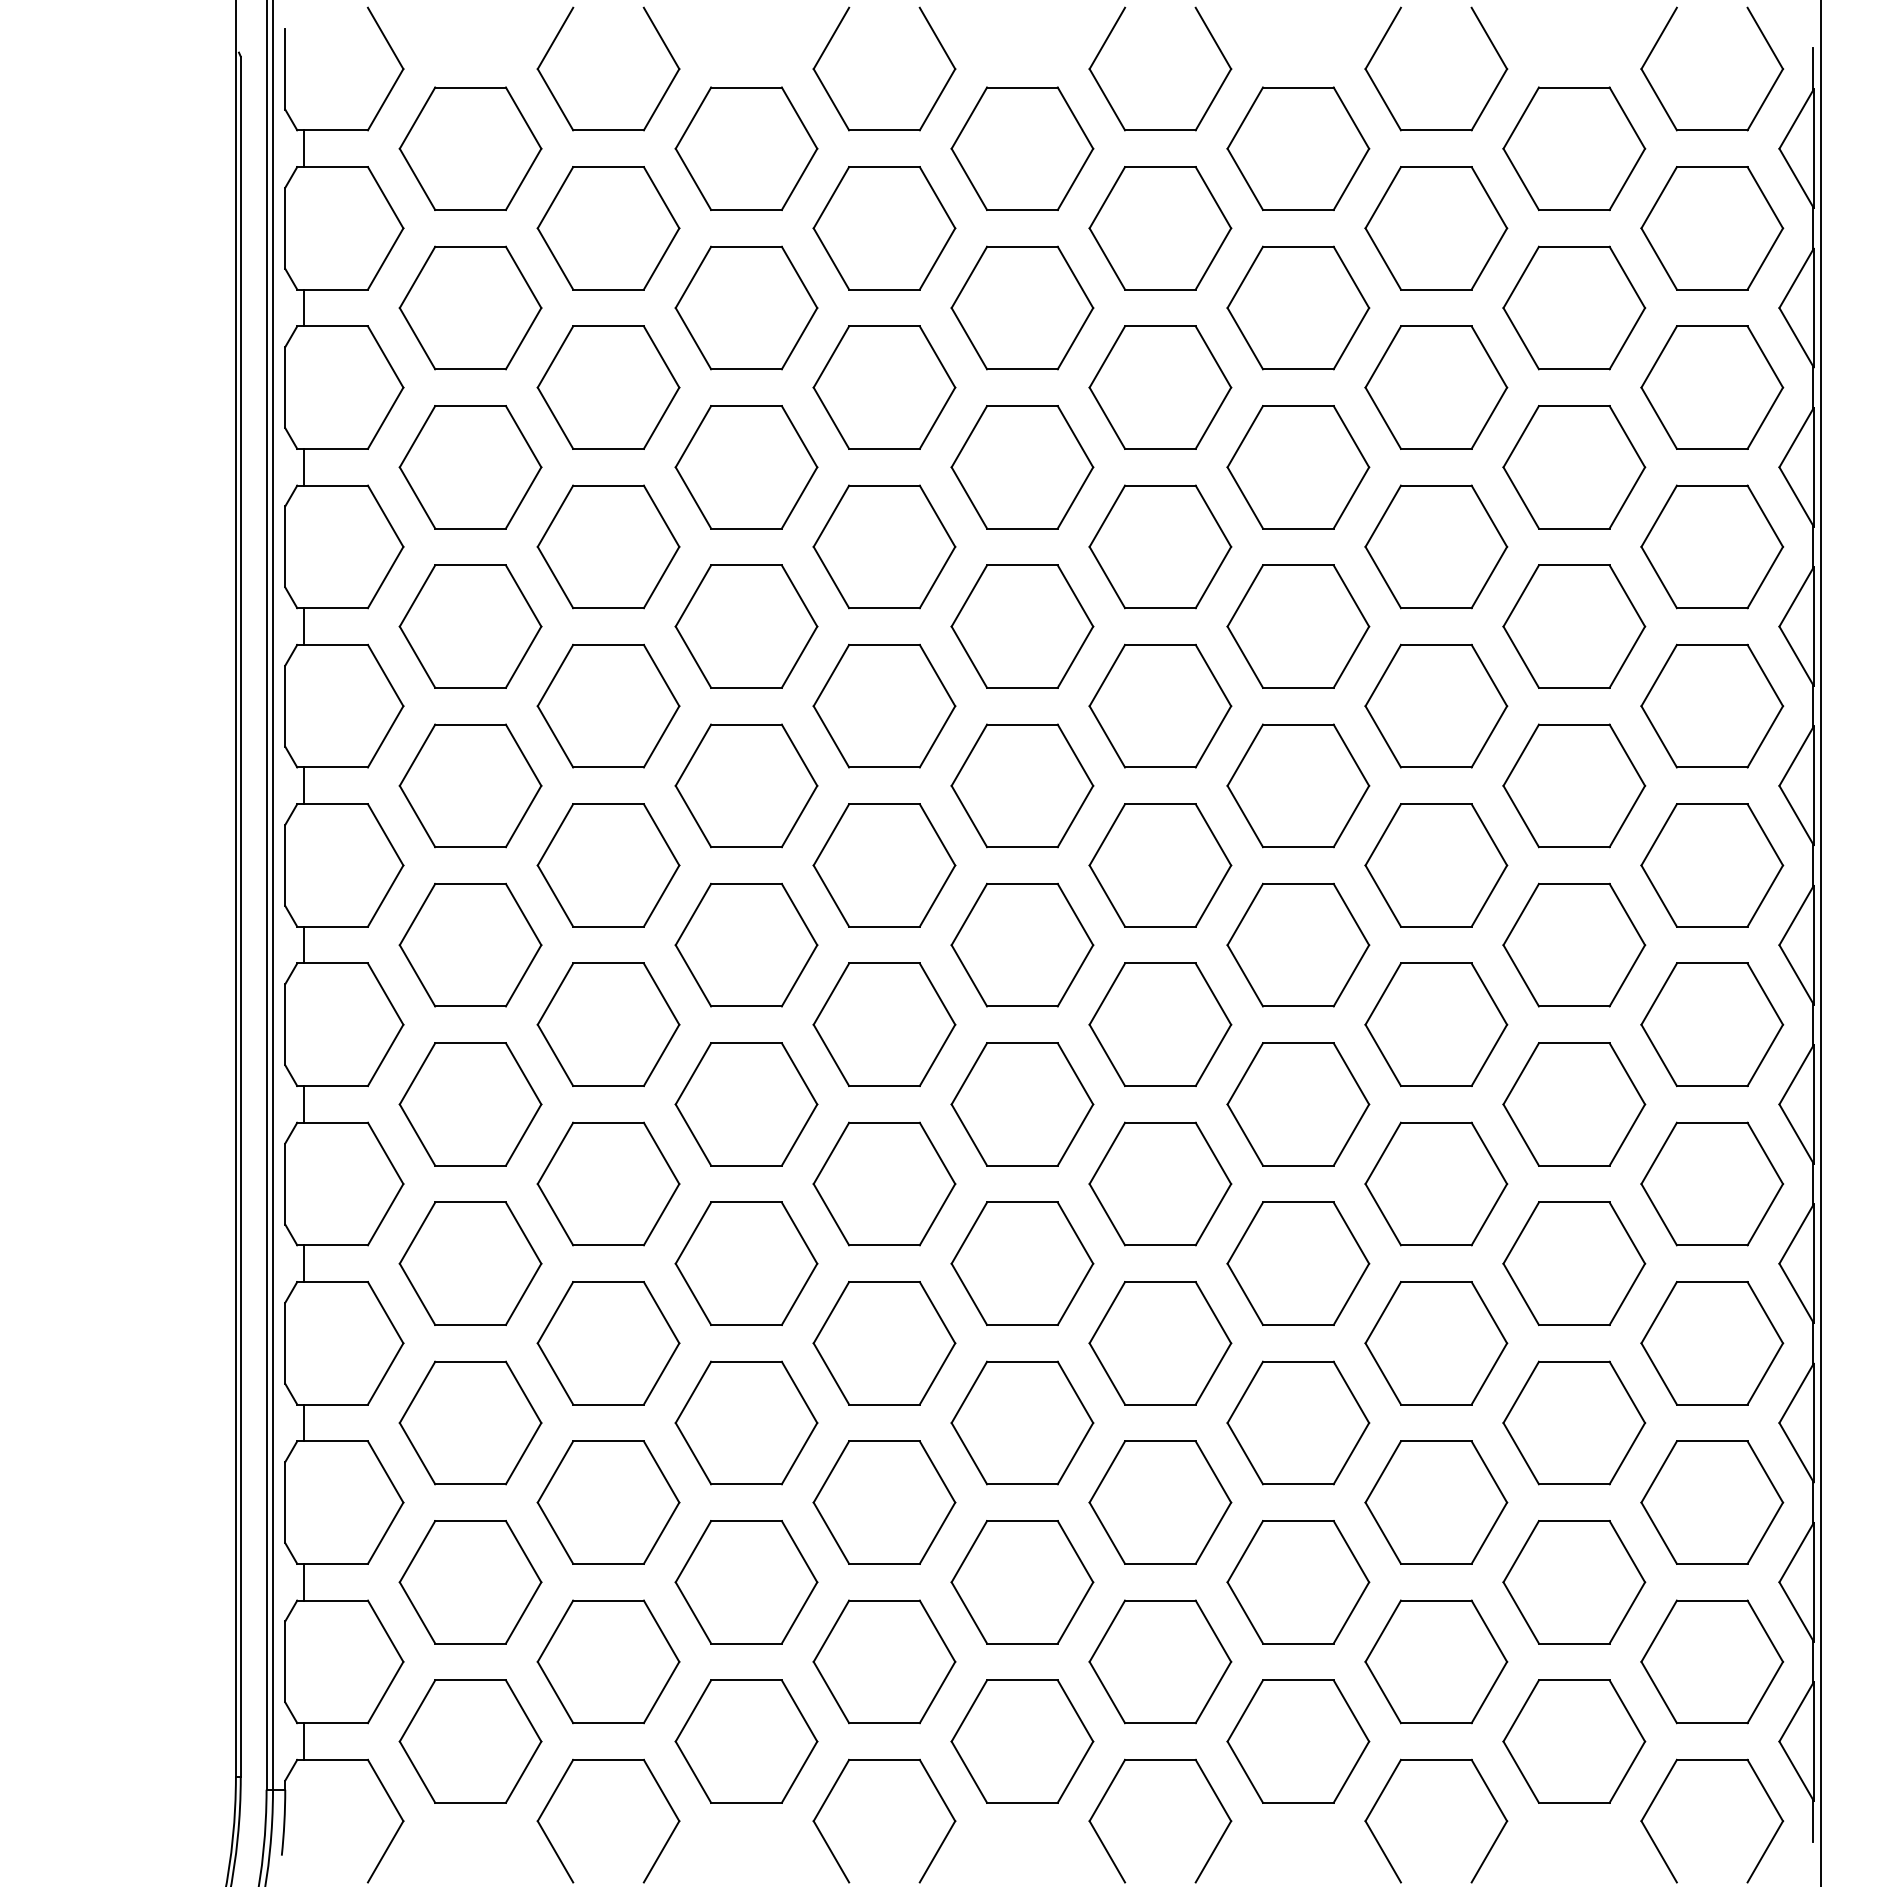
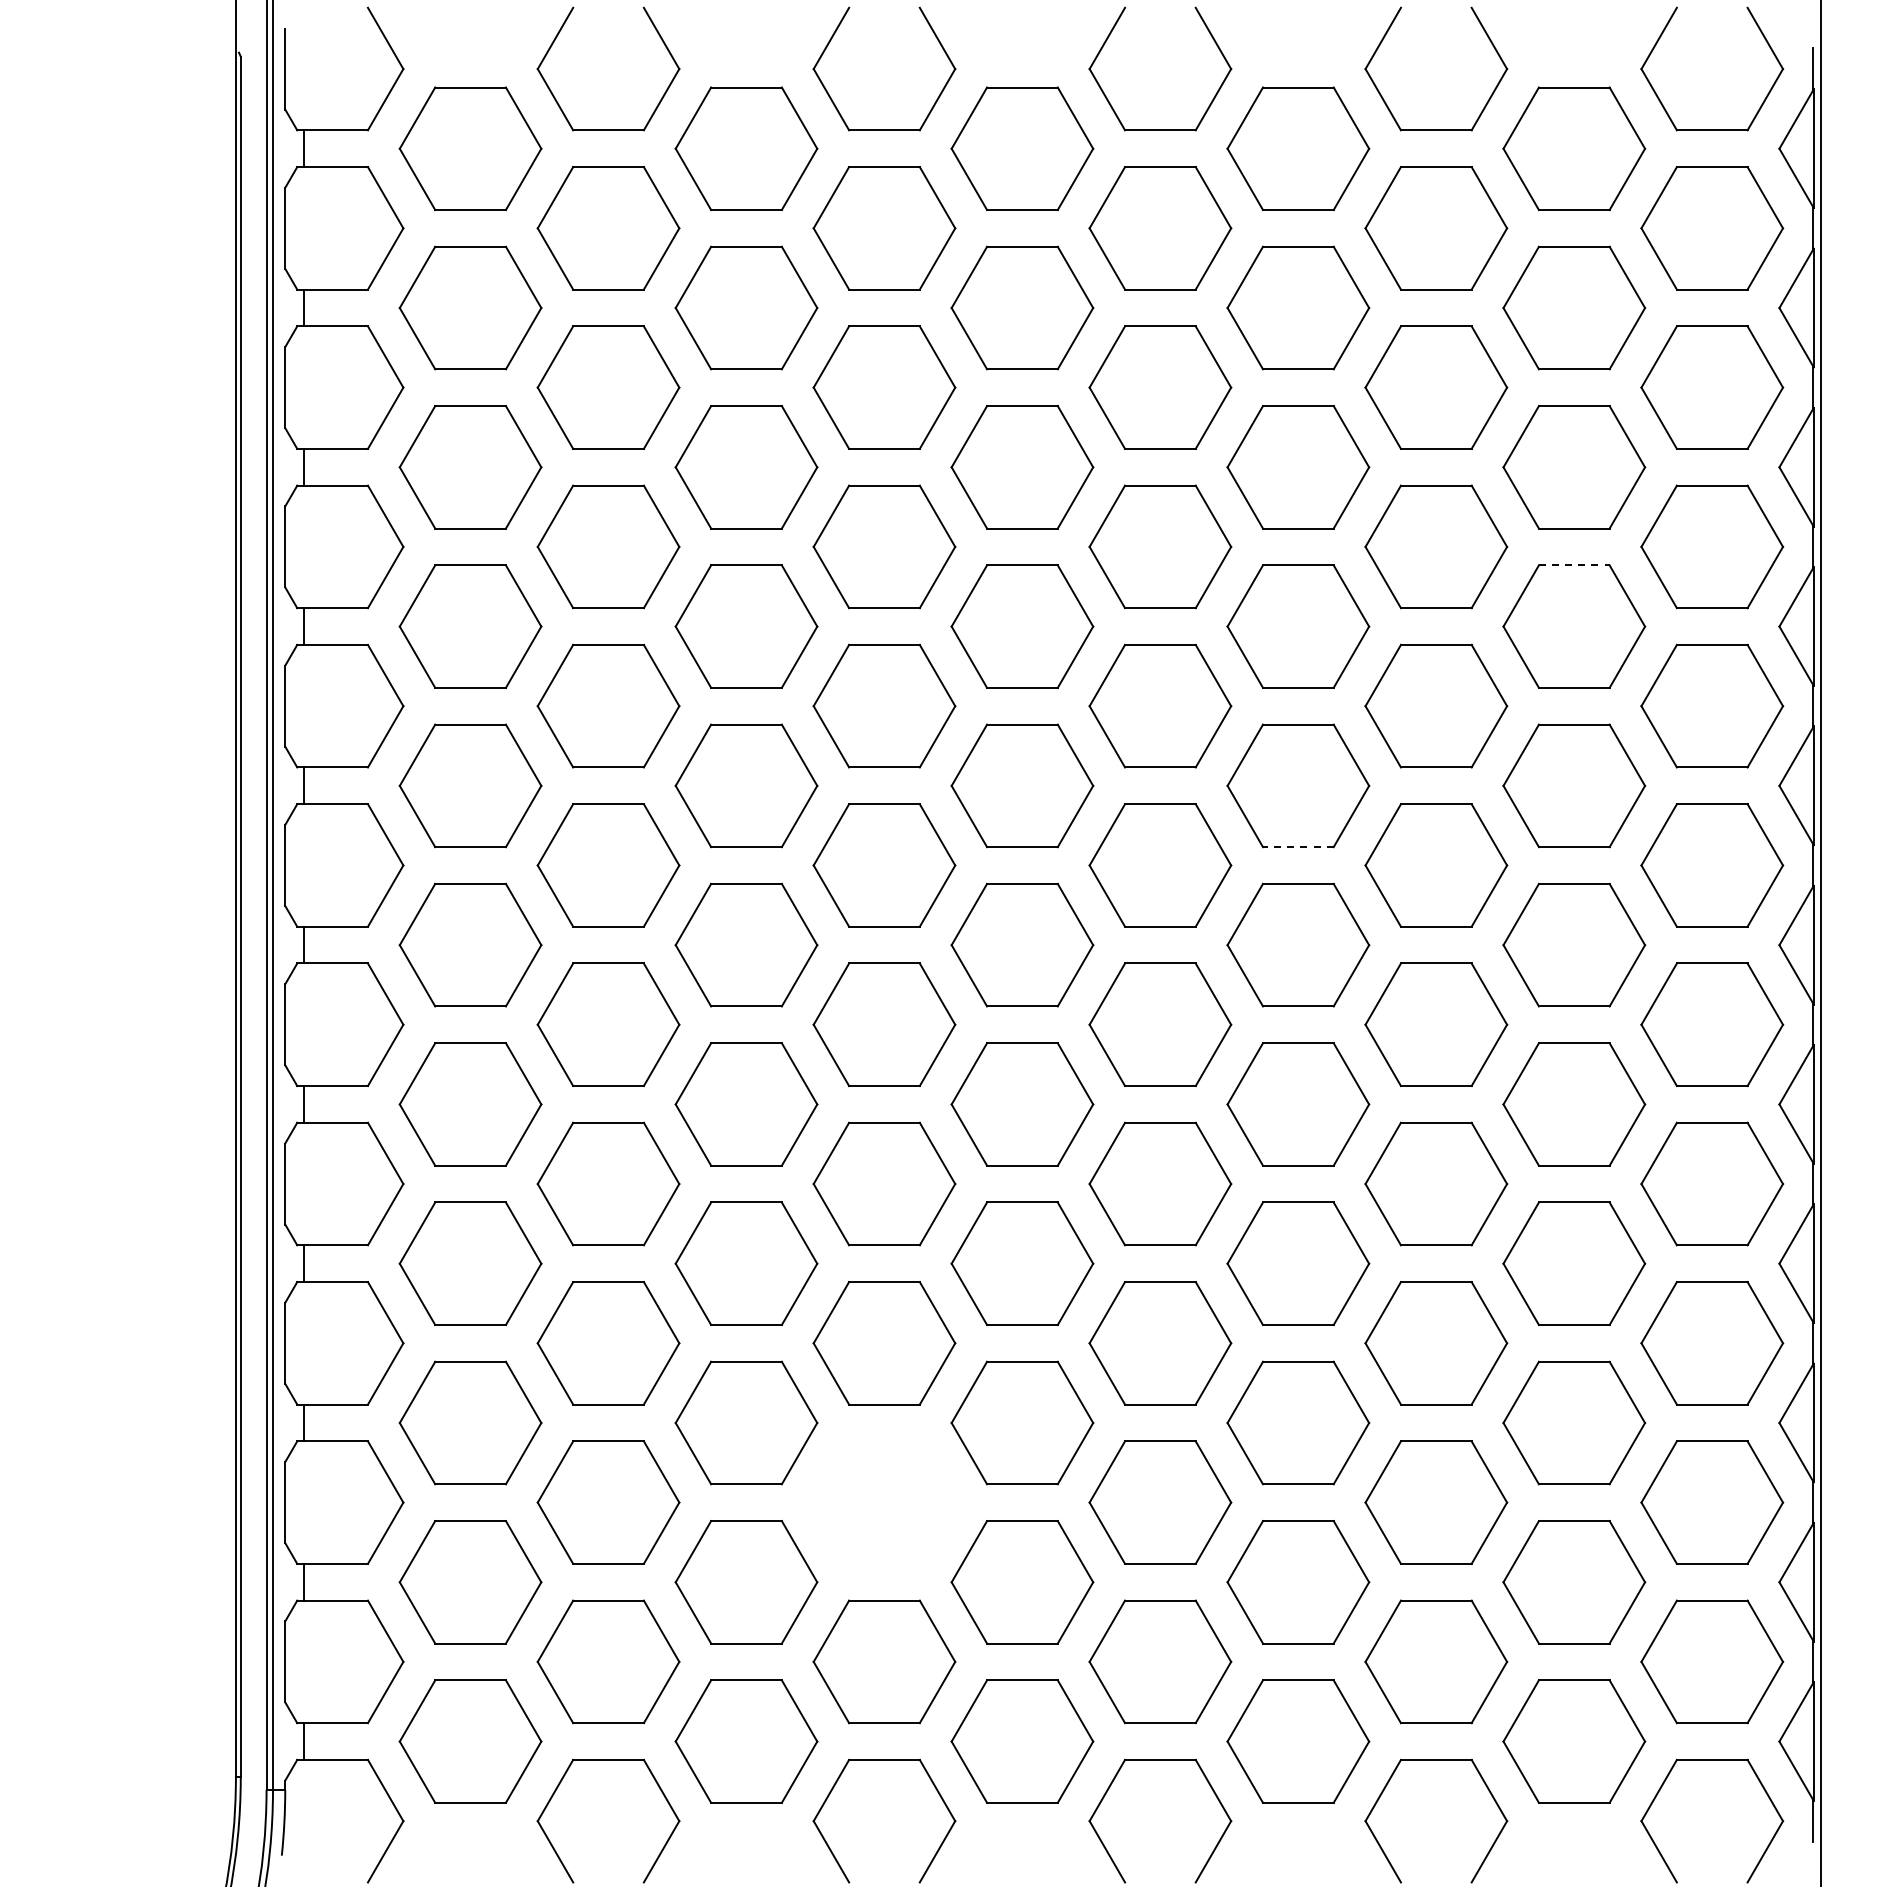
line: solid -> dashed (1574, 565)
line: solid -> dashed (1297, 847)
part: present -> none (884, 1502)
